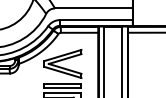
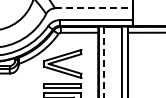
line: solid -> dashed (93, 8)
line: solid -> dashed (104, 62)
